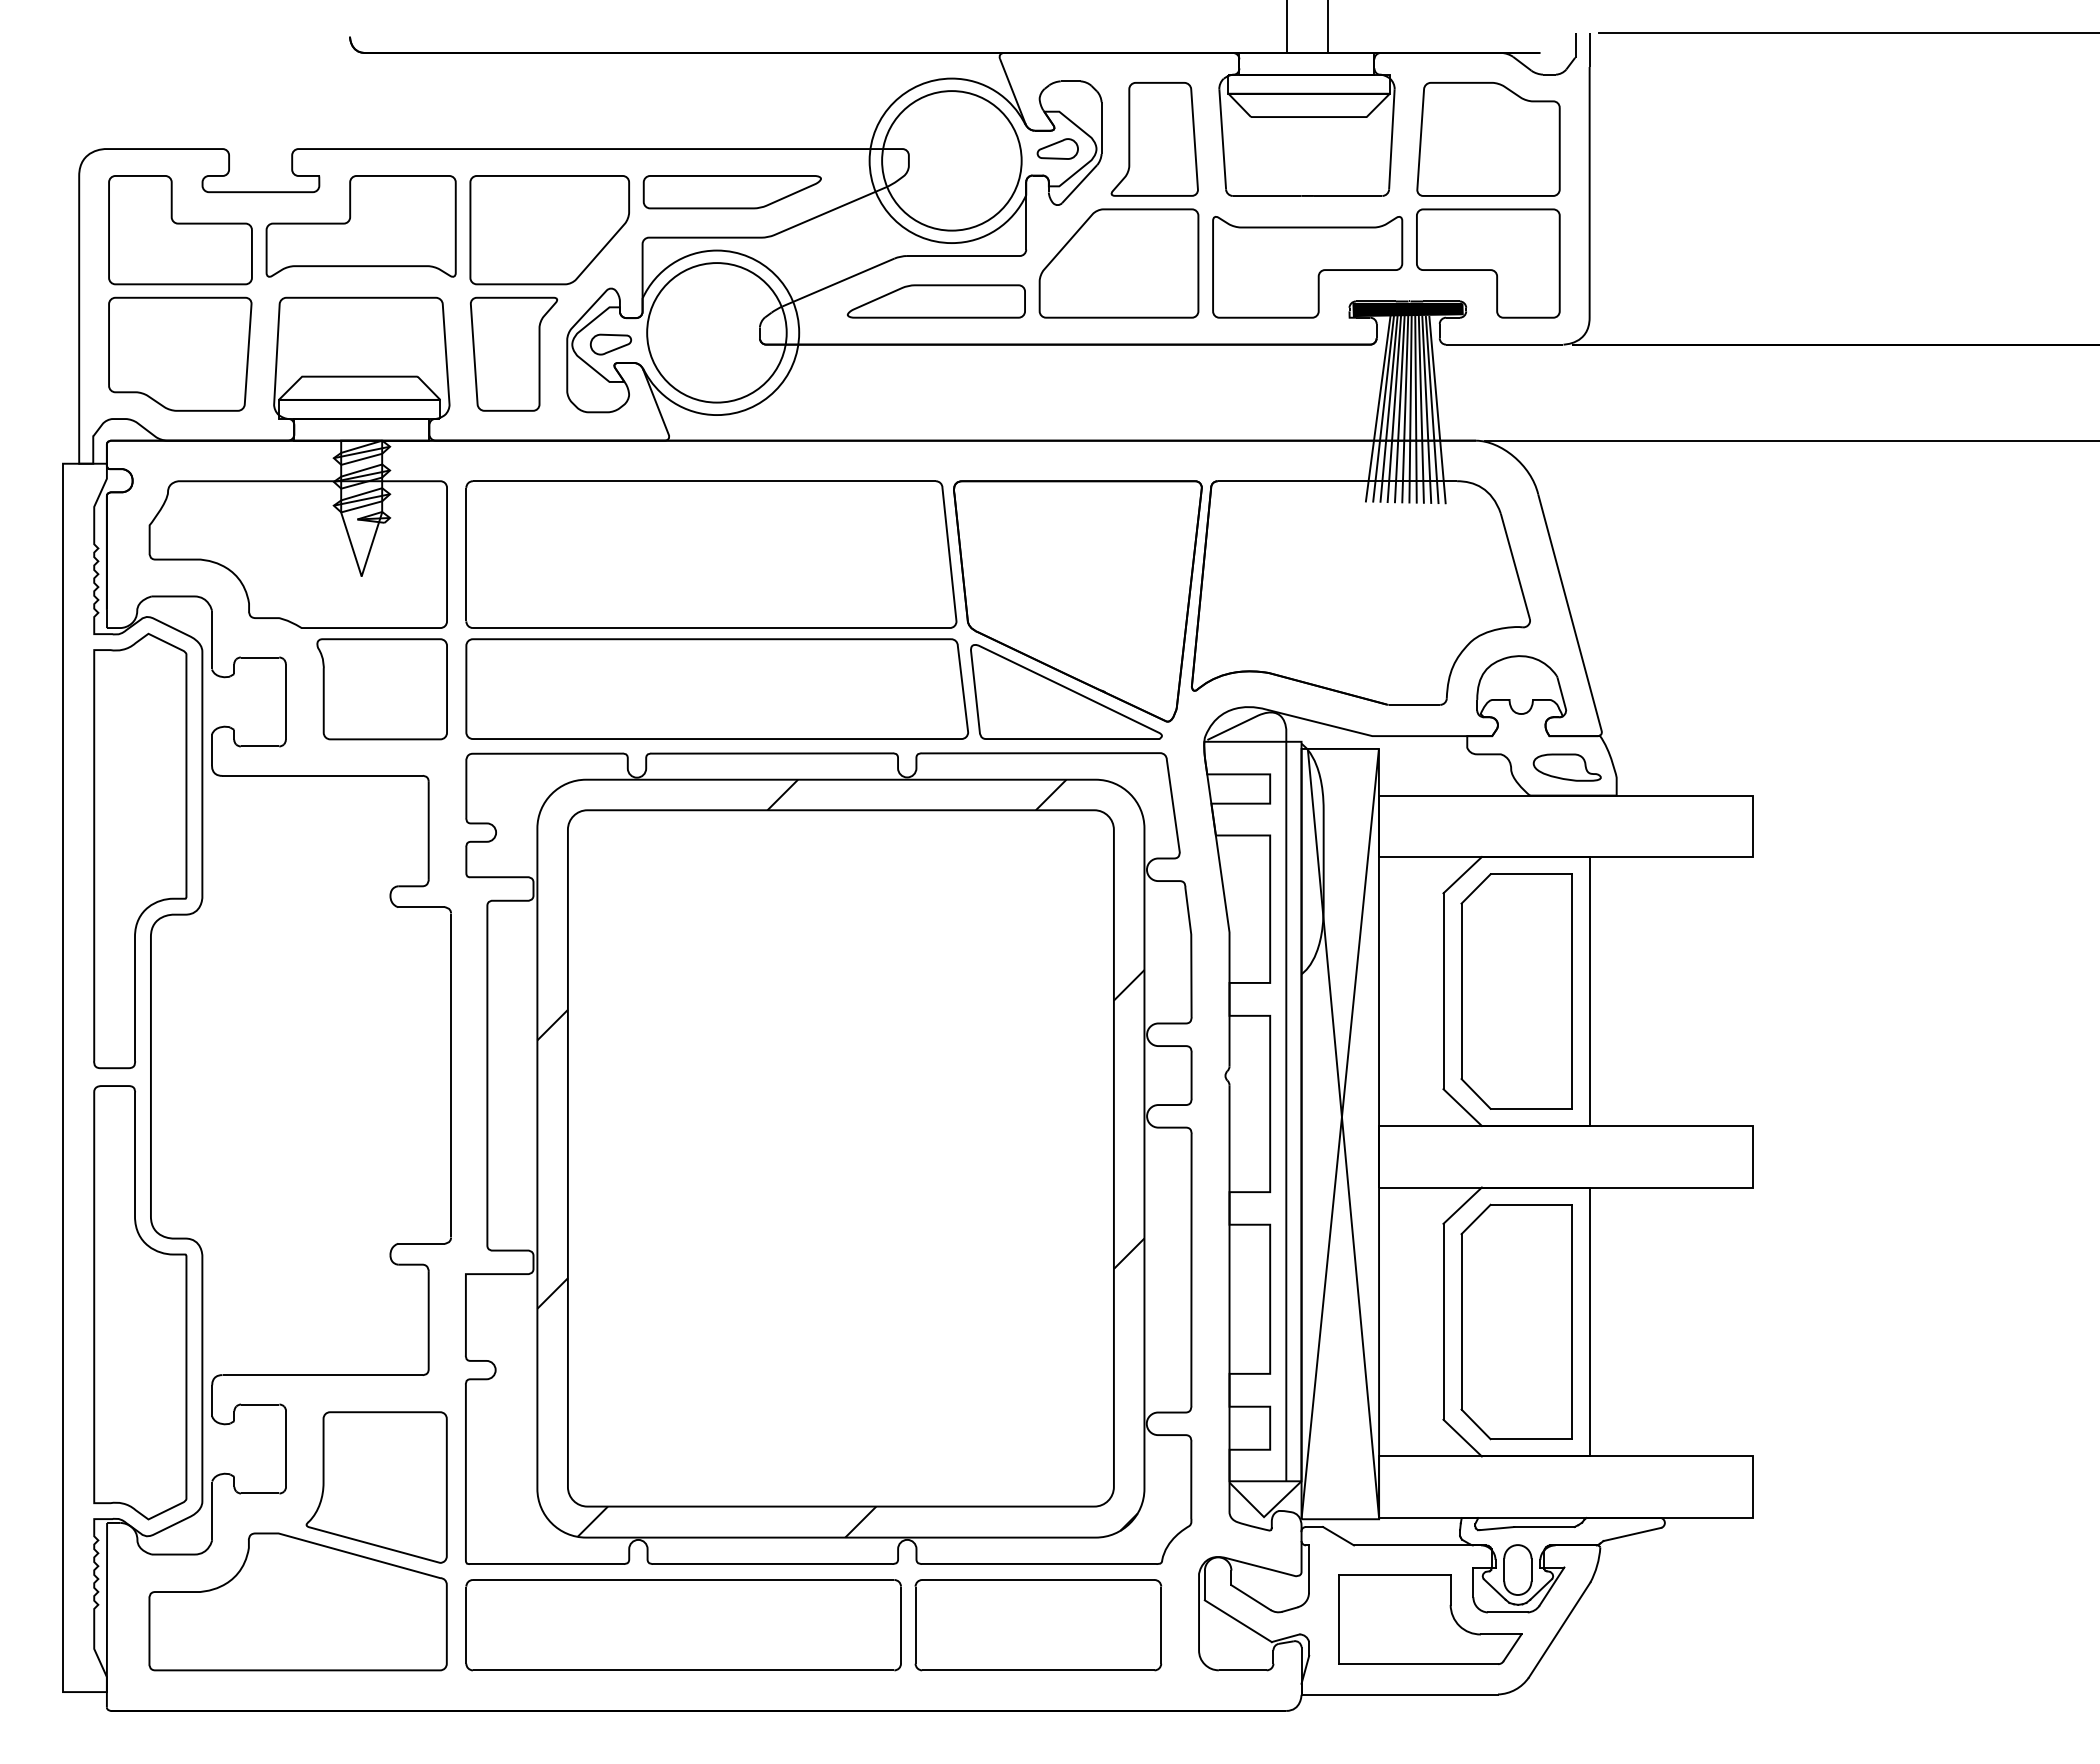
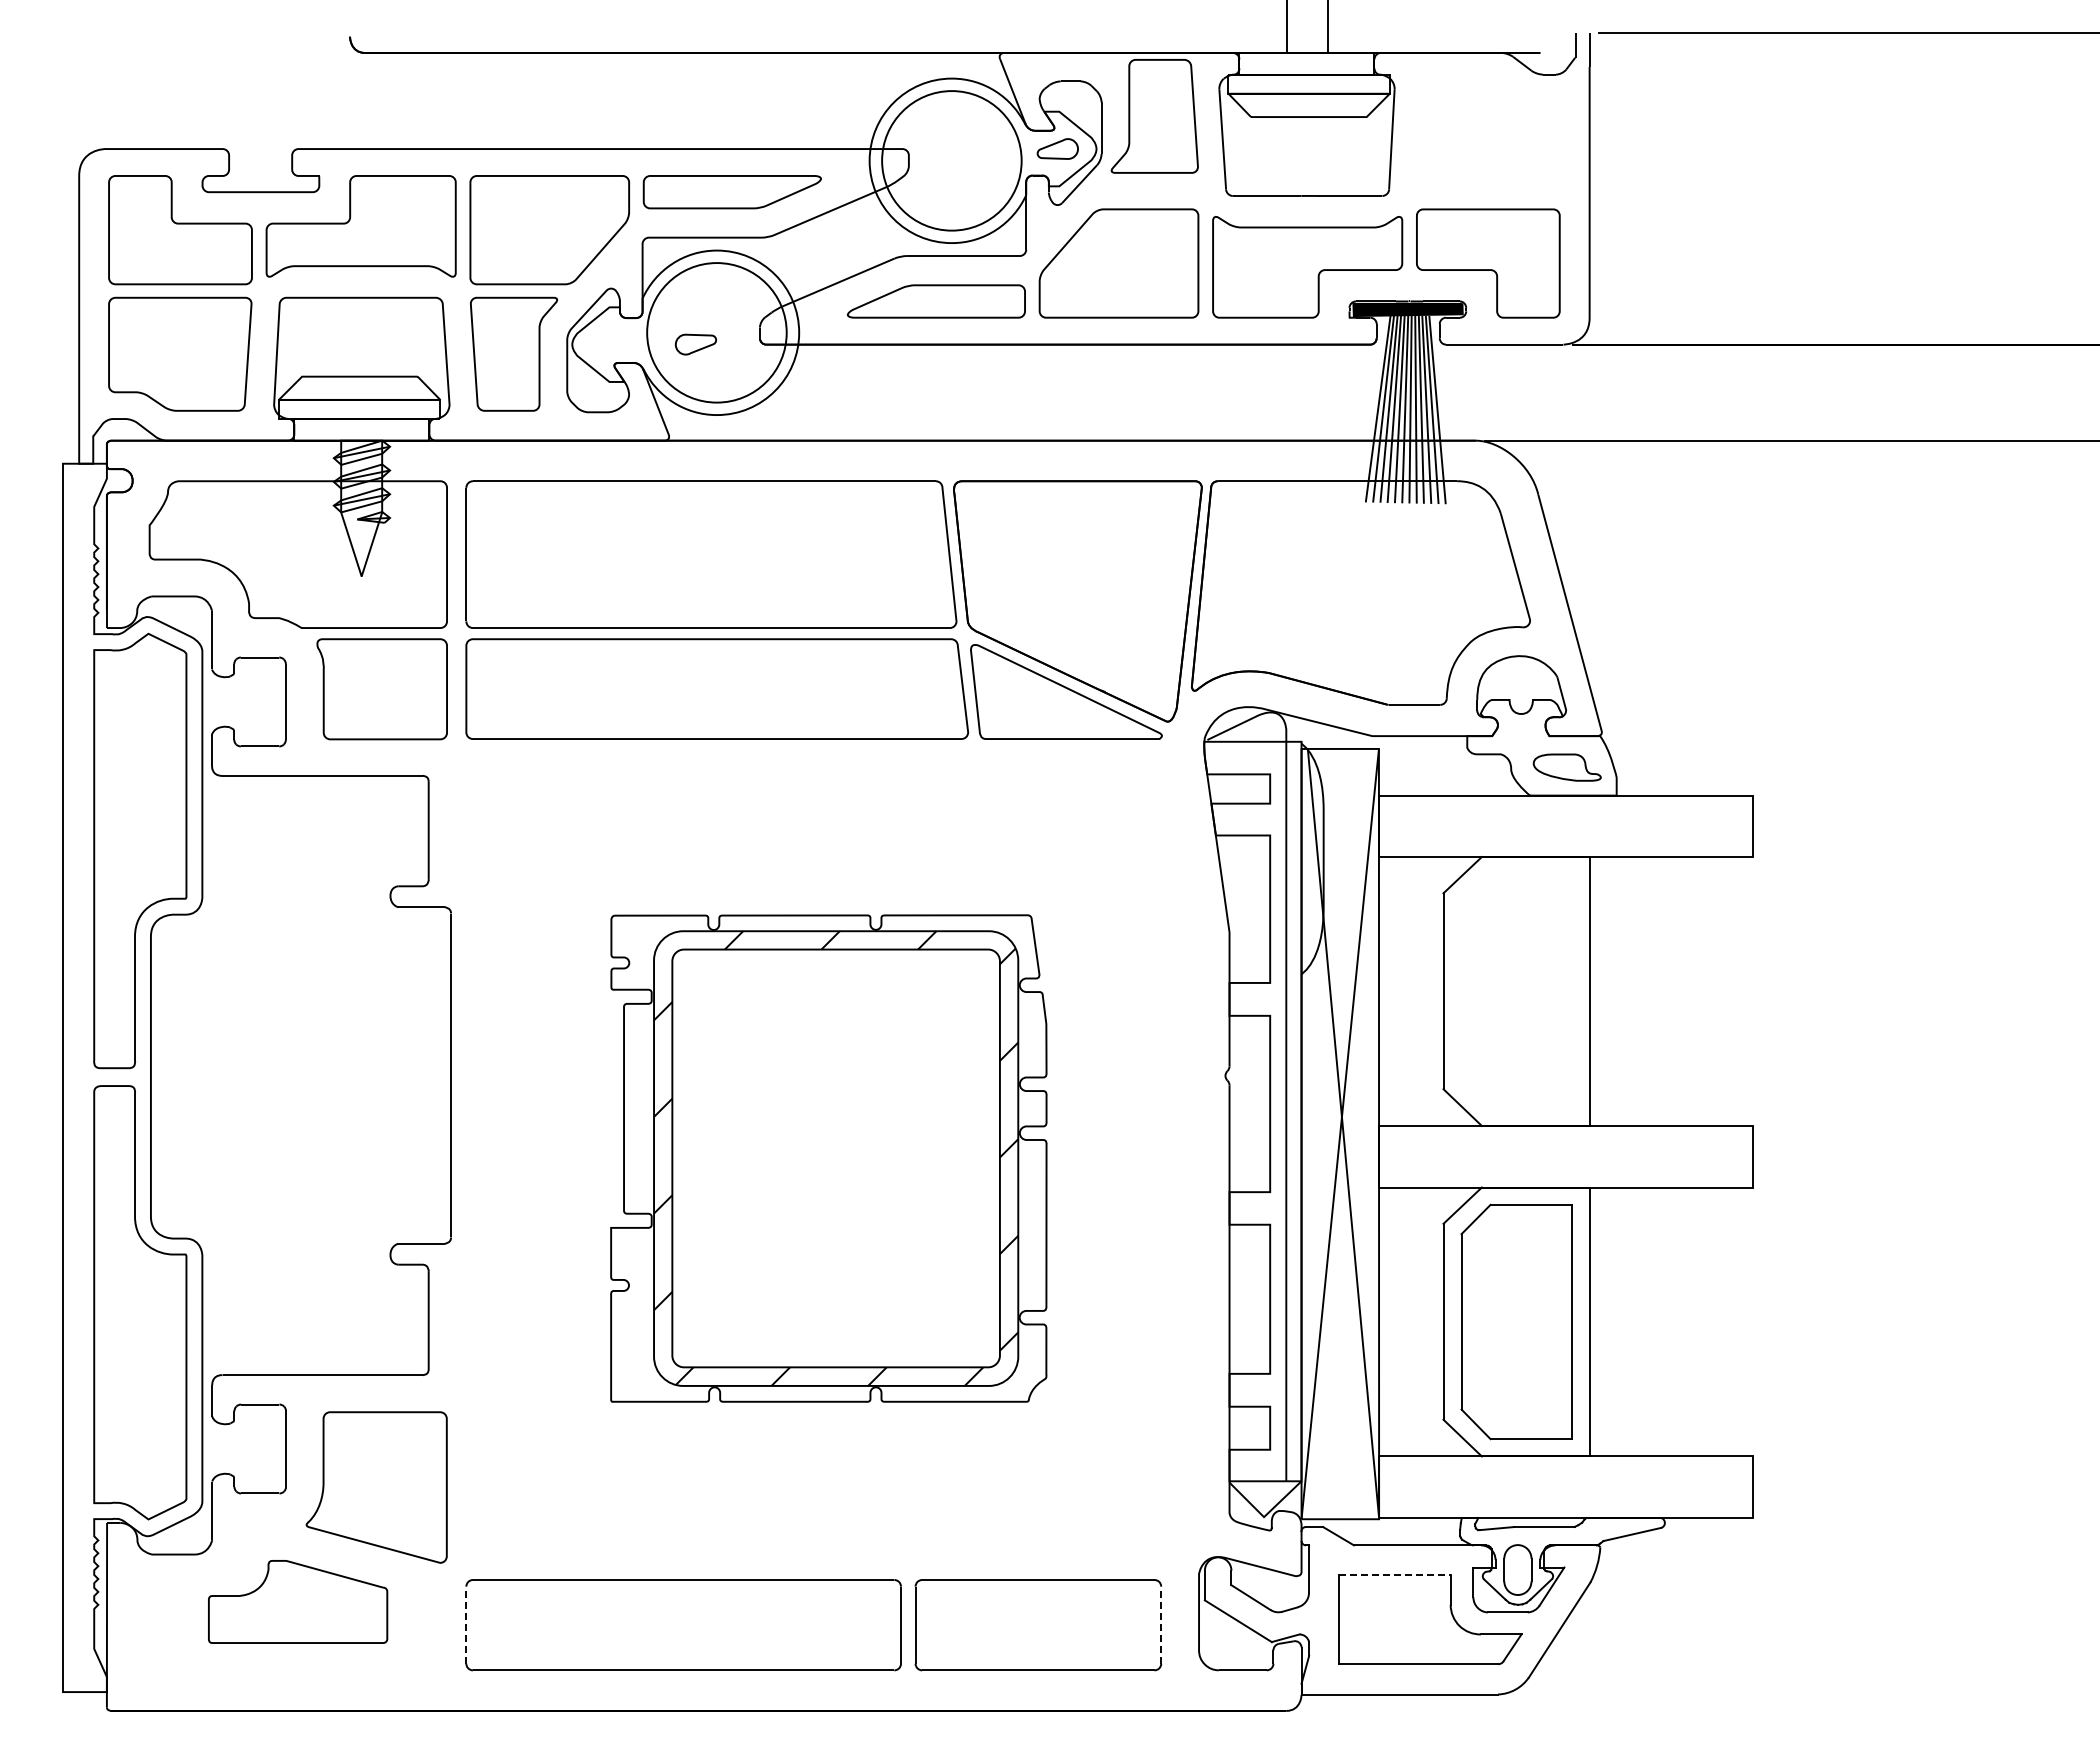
part position: (1154, 139) -> (1154, 116) (1154, 116)
part: present -> none (1488, 139)
part position: (610, 344) -> (695, 344) (695, 344)
part: present -> none (1516, 991)
part size: 728x813 px -> 438x489 px (828, 1158)
line: solid -> dashed (1394, 1574)
part size: 300x140 px -> 181x84 px (298, 1601)
line: solid -> dashed (466, 1625)
line: solid -> dashed (1161, 1625)
